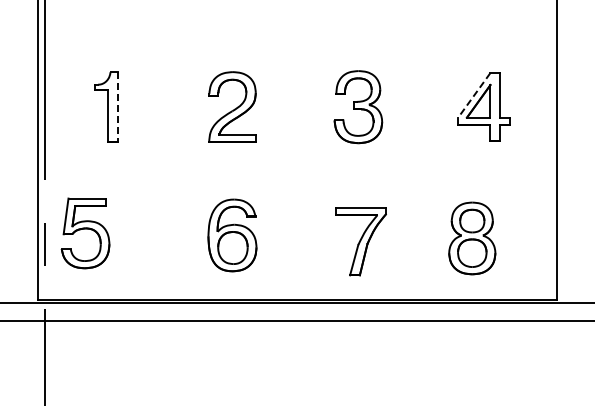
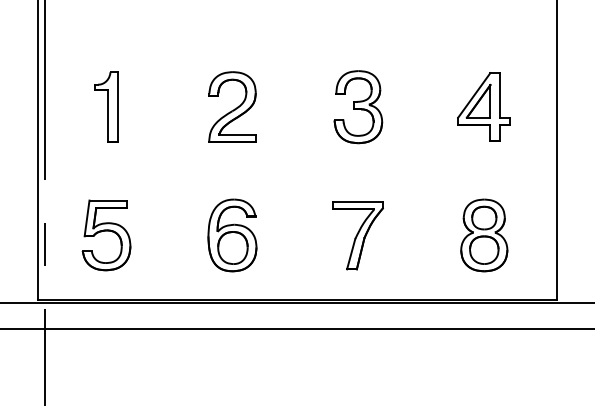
line: dashed -> solid (474, 95)
line: dashed -> solid (117, 107)
part position: (85, 233) -> (106, 235) (106, 235)
part position: (472, 238) -> (484, 235) (484, 235)
part position: (360, 241) -> (357, 235) (357, 235)
line position: (296, 321) -> (296, 329) (296, 329)
